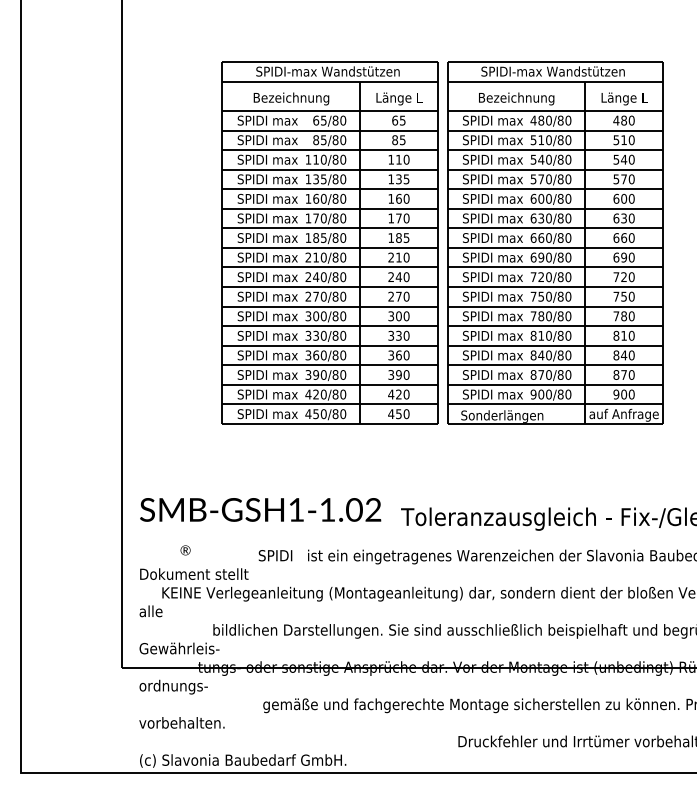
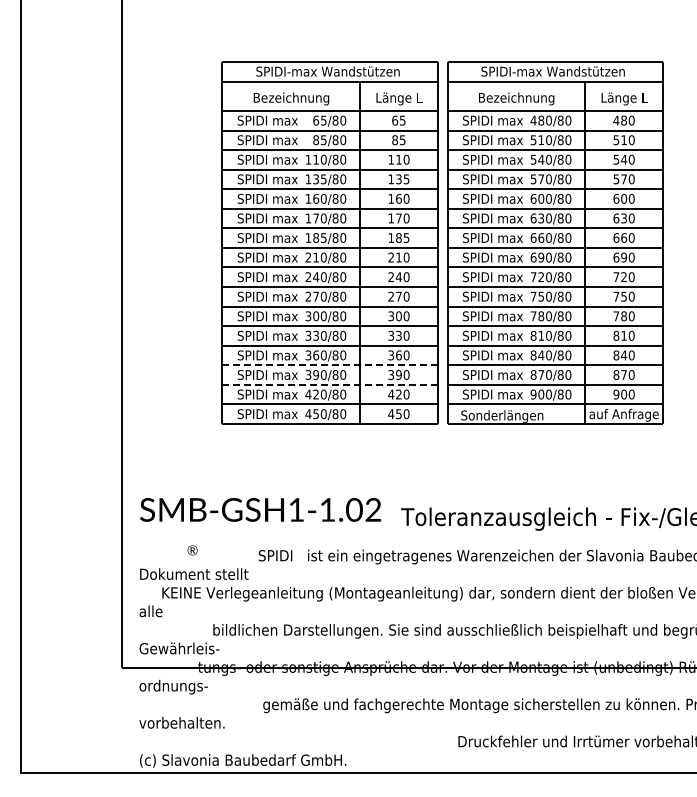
line: solid -> dashed (330, 365)
line: solid -> dashed (330, 384)
text position: (185, 550) -> (192, 550) (192, 550)
